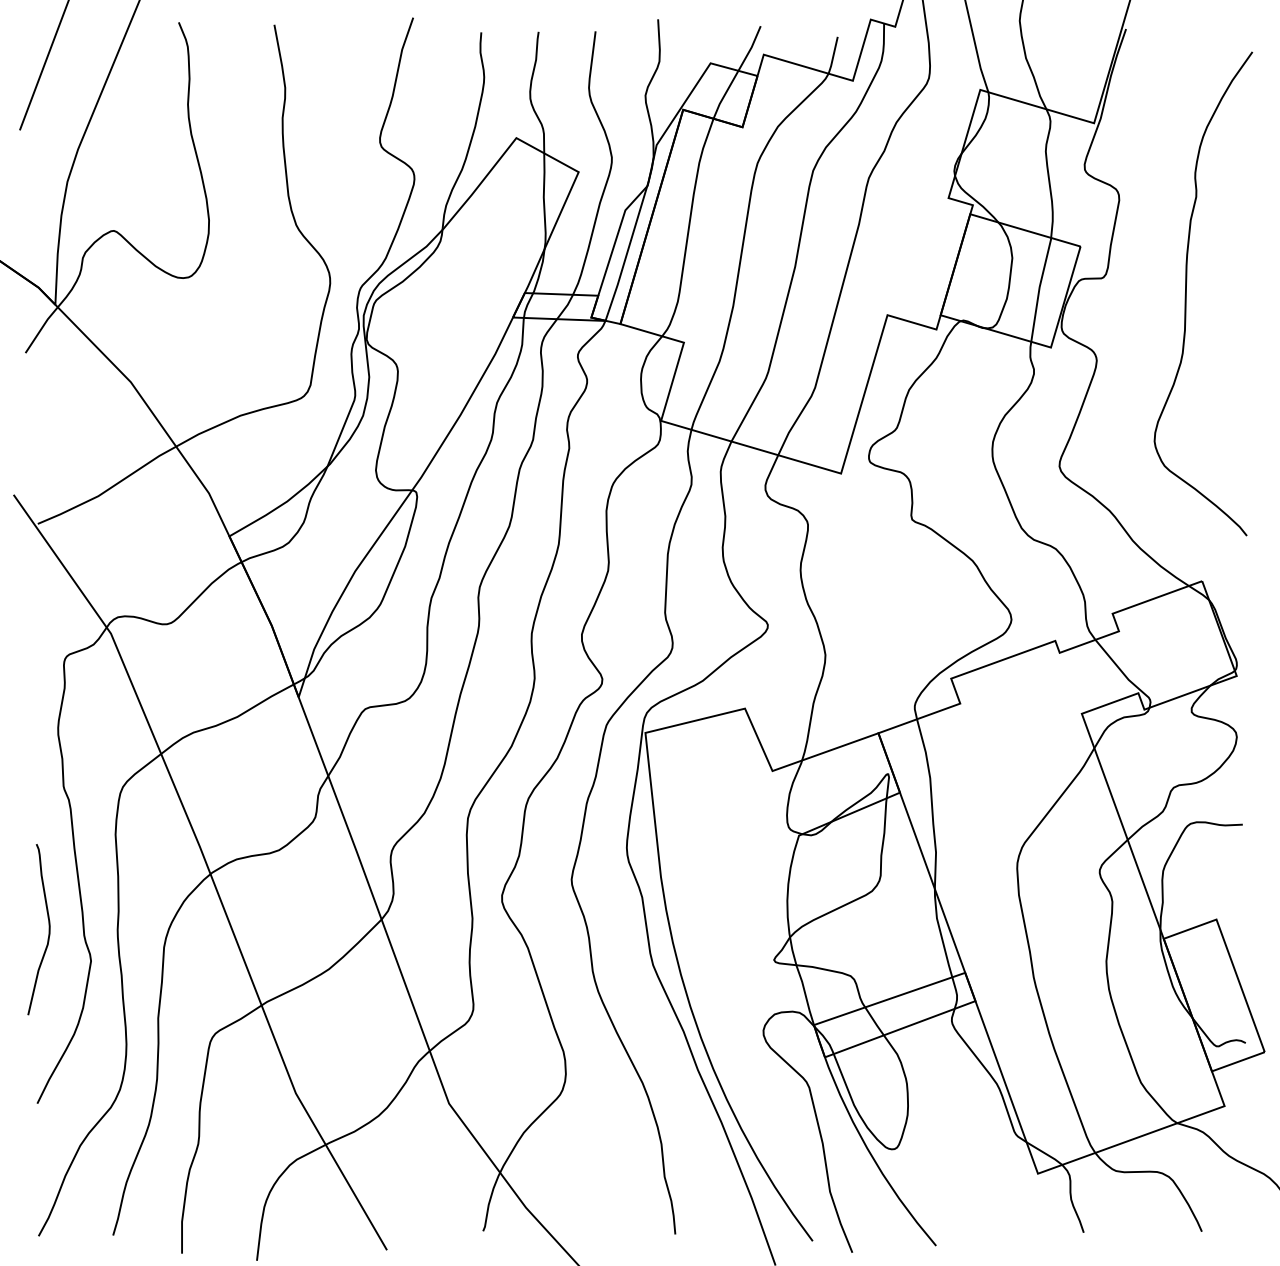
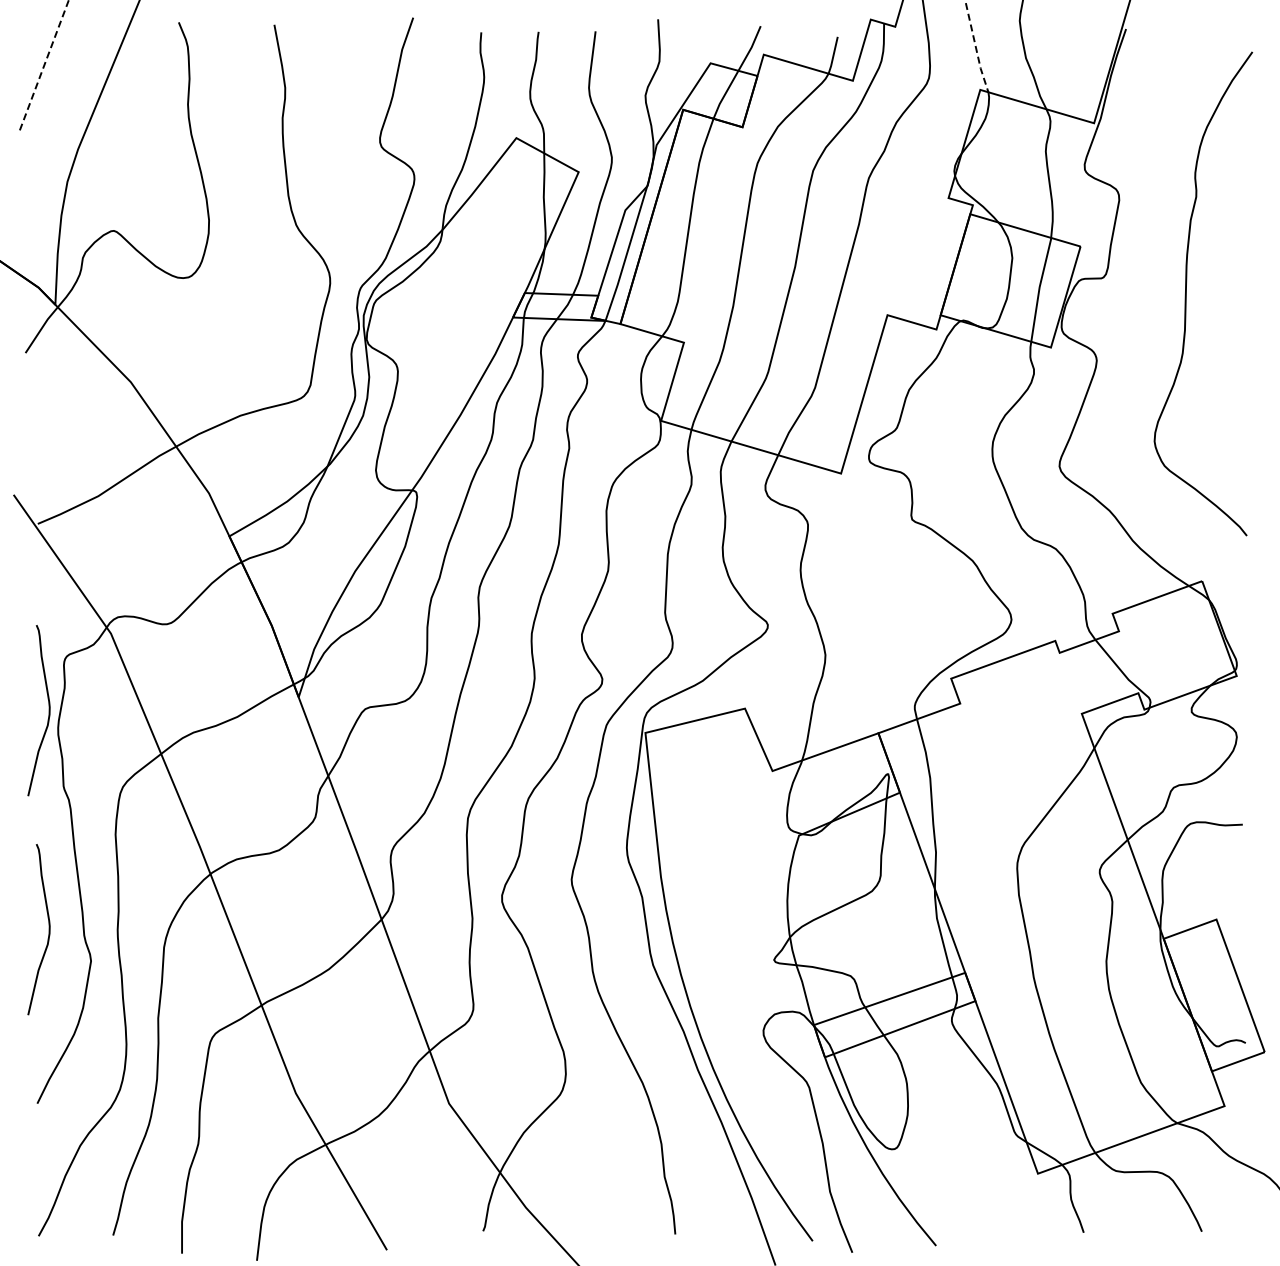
line: solid -> dashed (975, 47)
line: solid -> dashed (44, 65)
curve: none -> present (48, 710)
